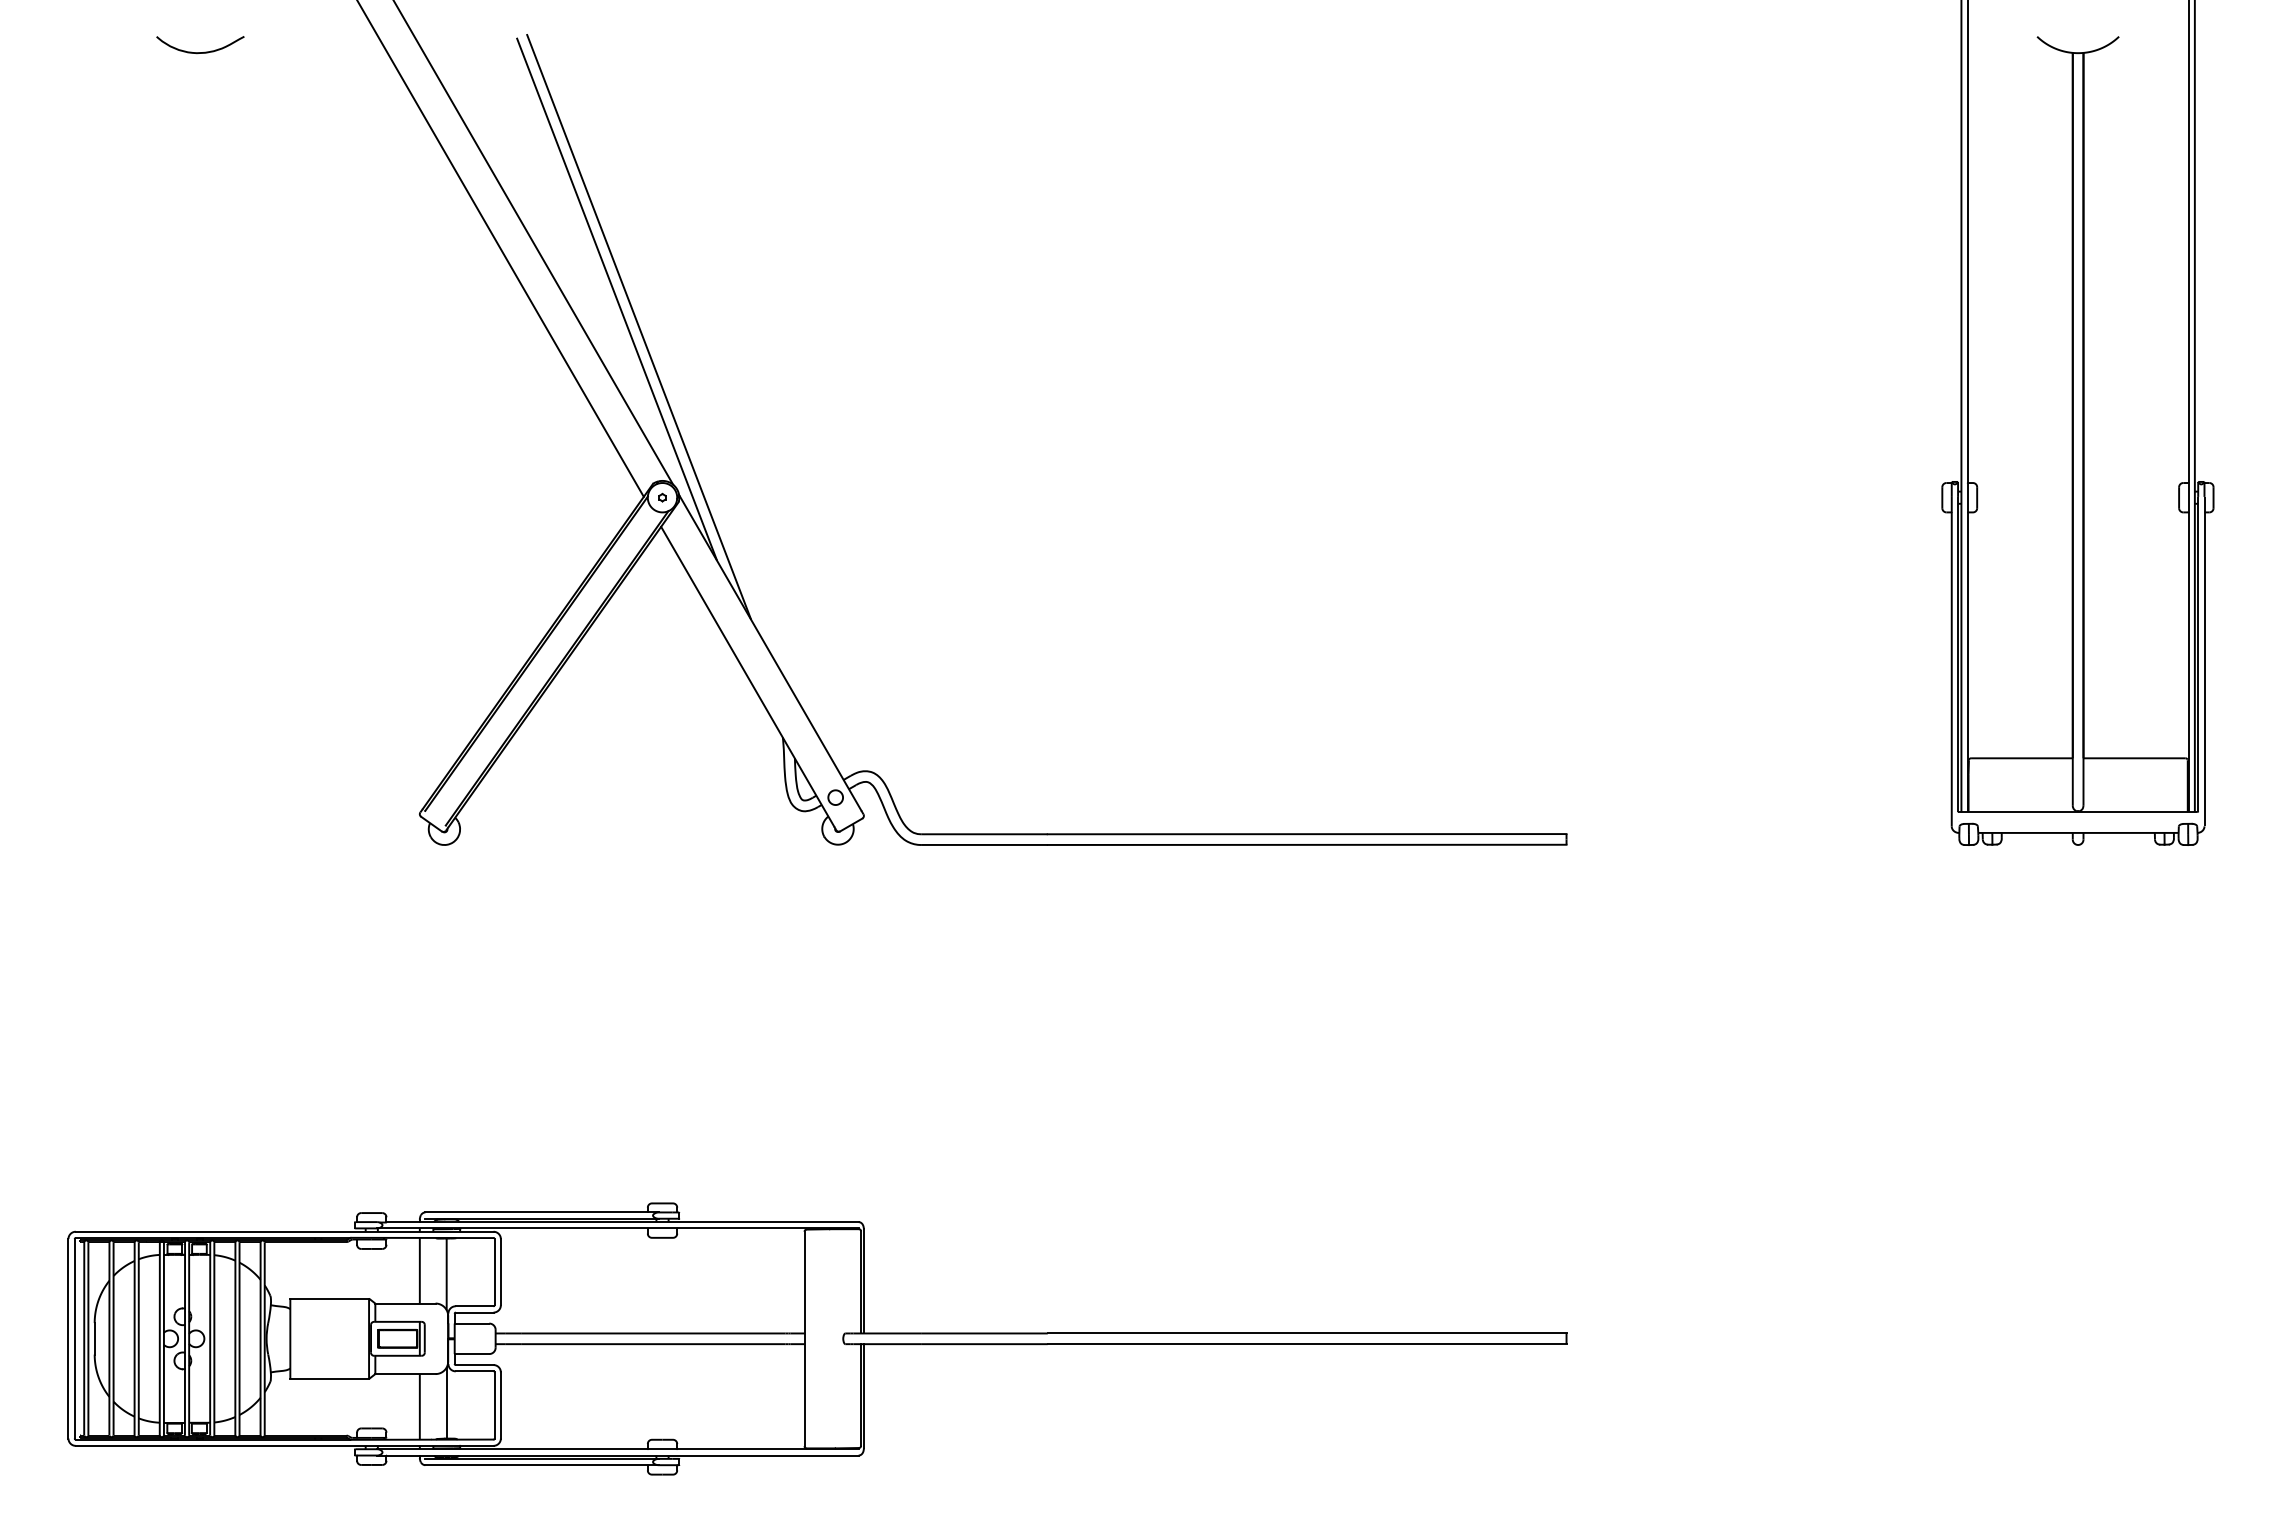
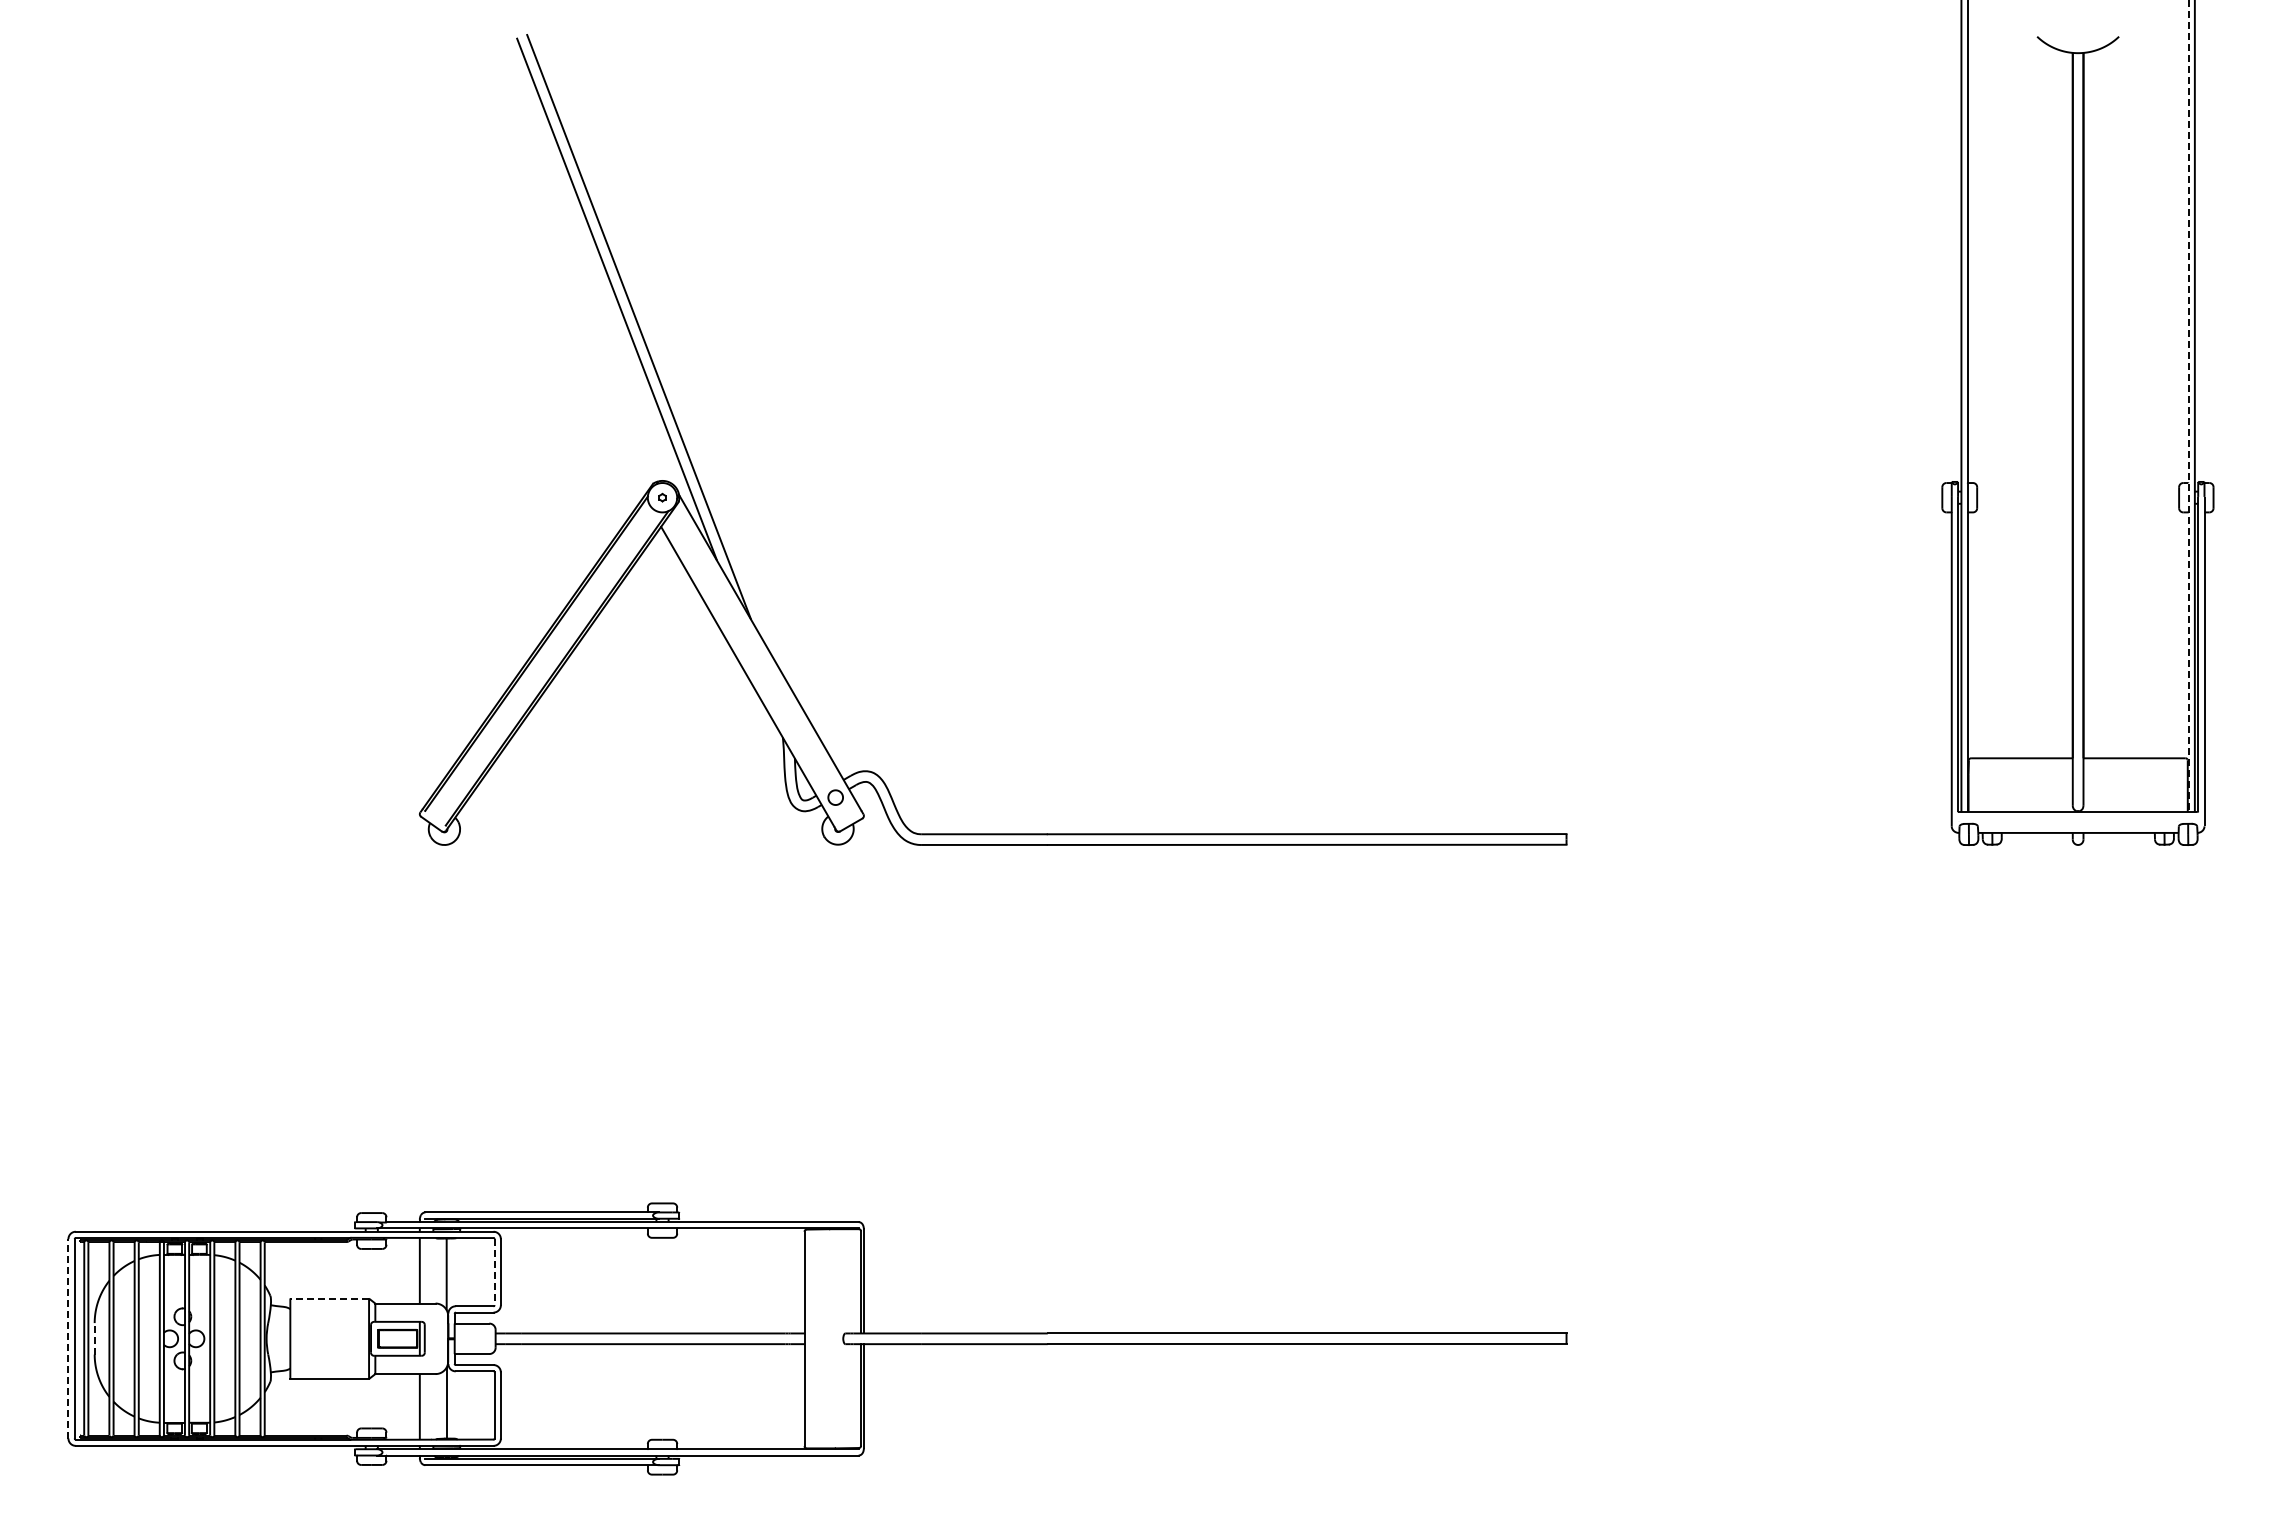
curve: present -> none (200, 52)
line: present -> none (533, 243)
line: present -> none (500, 249)
line: solid -> dashed (2188, 406)
line: solid -> dashed (494, 1272)
line: solid -> dashed (329, 1298)
line: solid -> dashed (68, 1338)
line: solid -> dashed (94, 1338)
